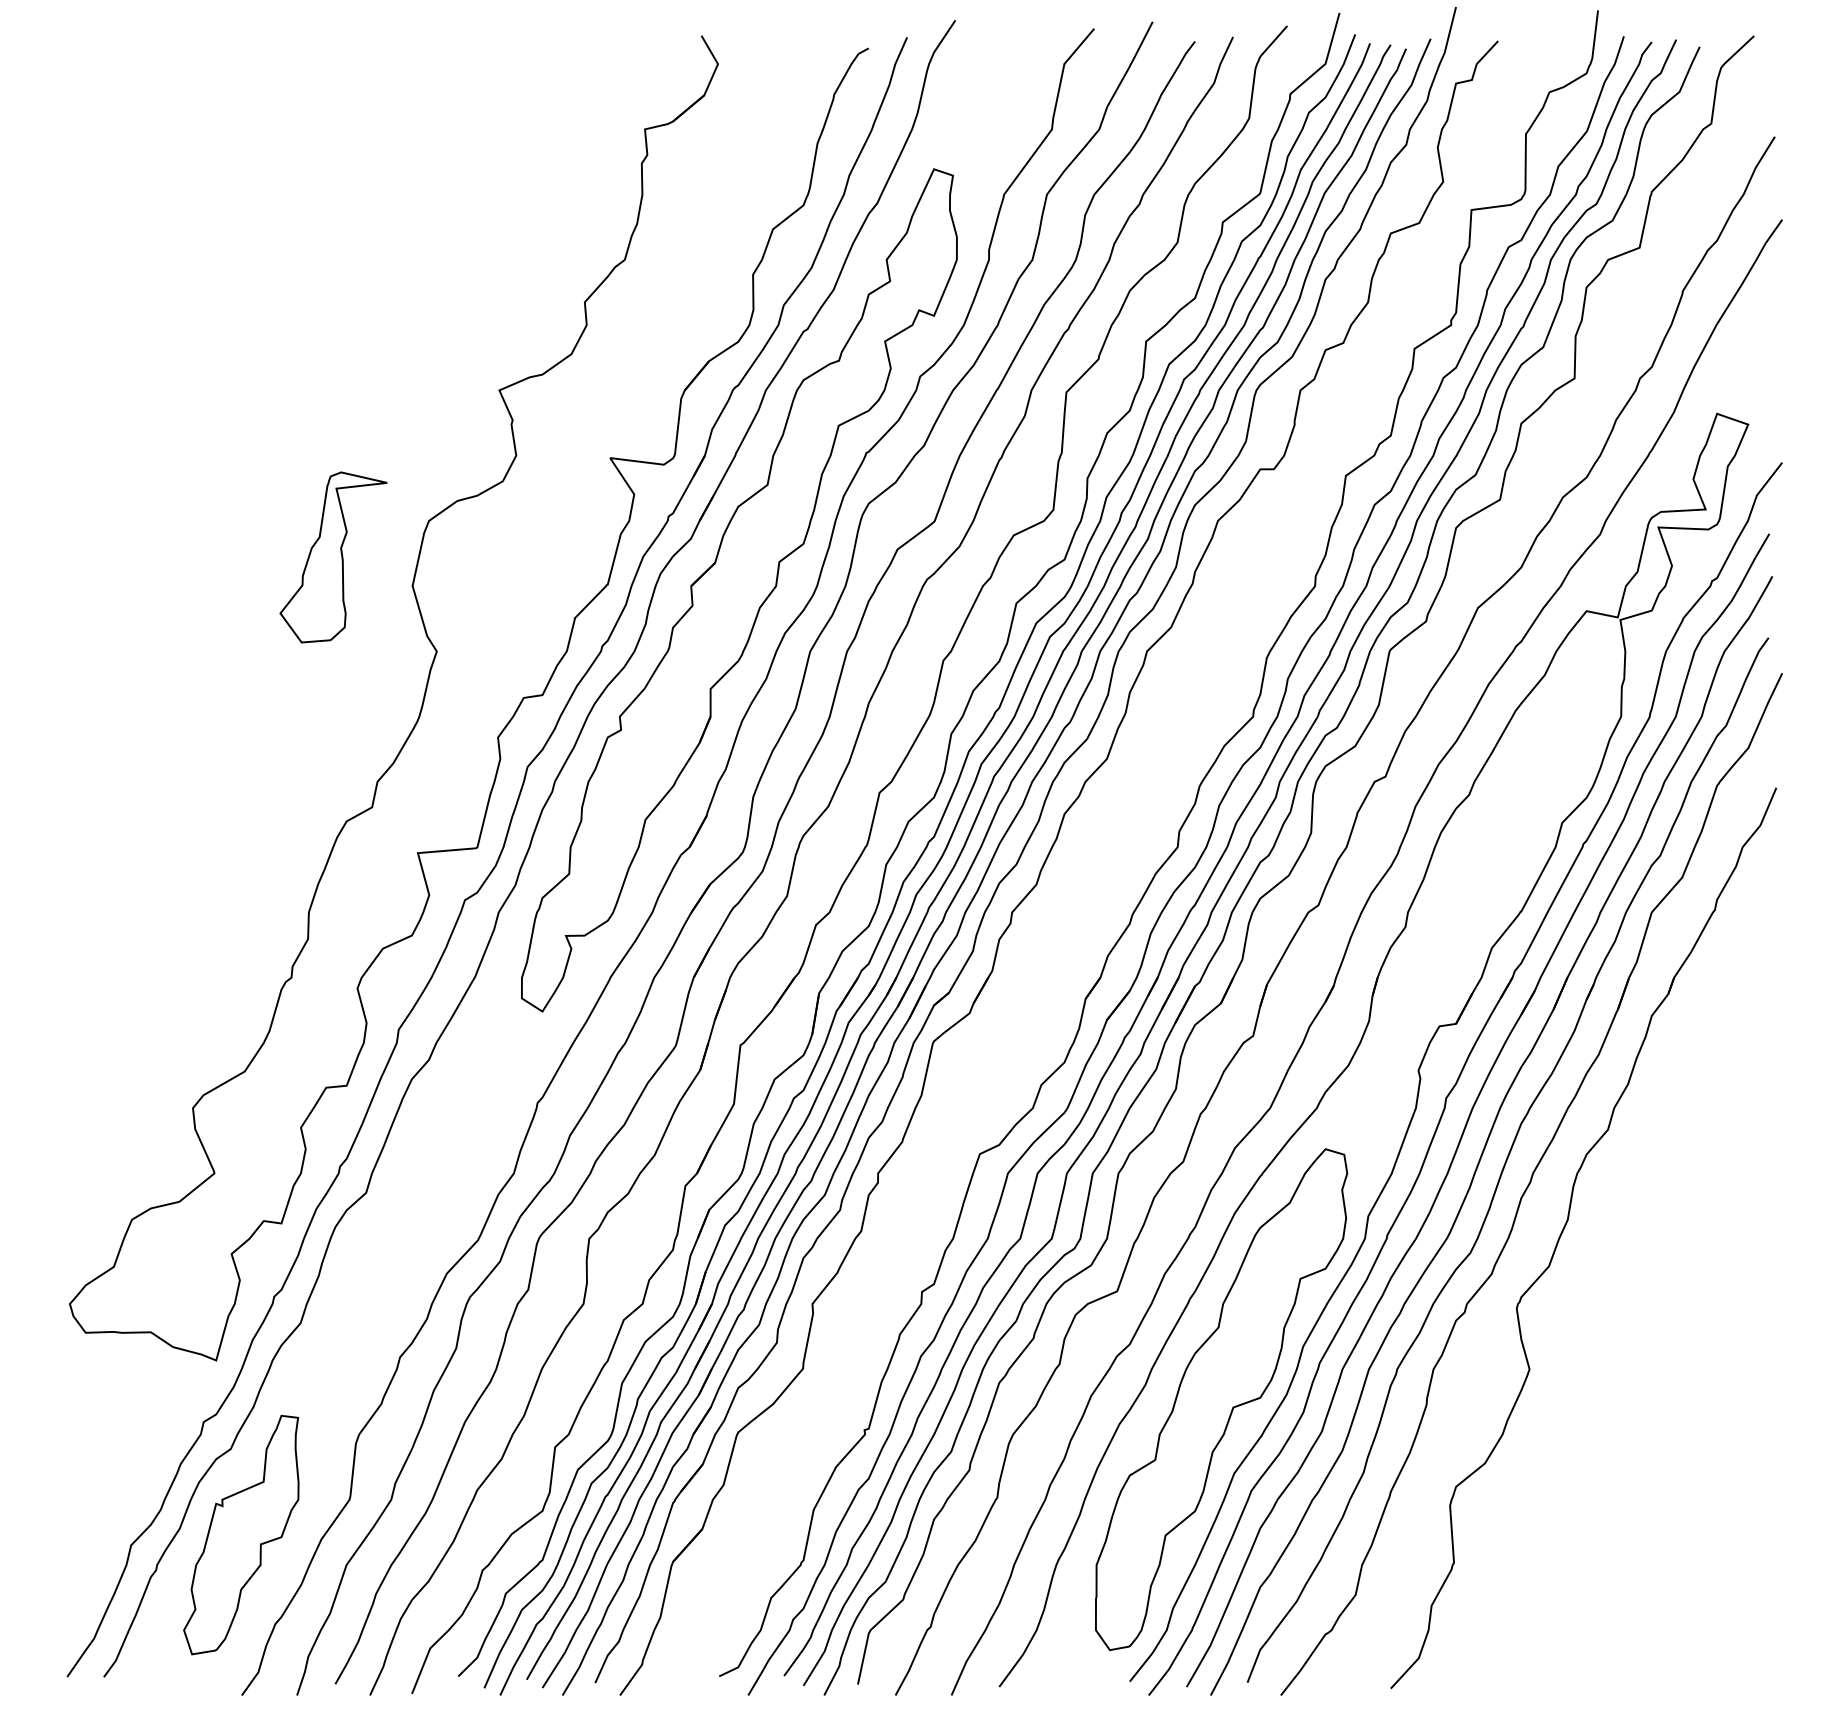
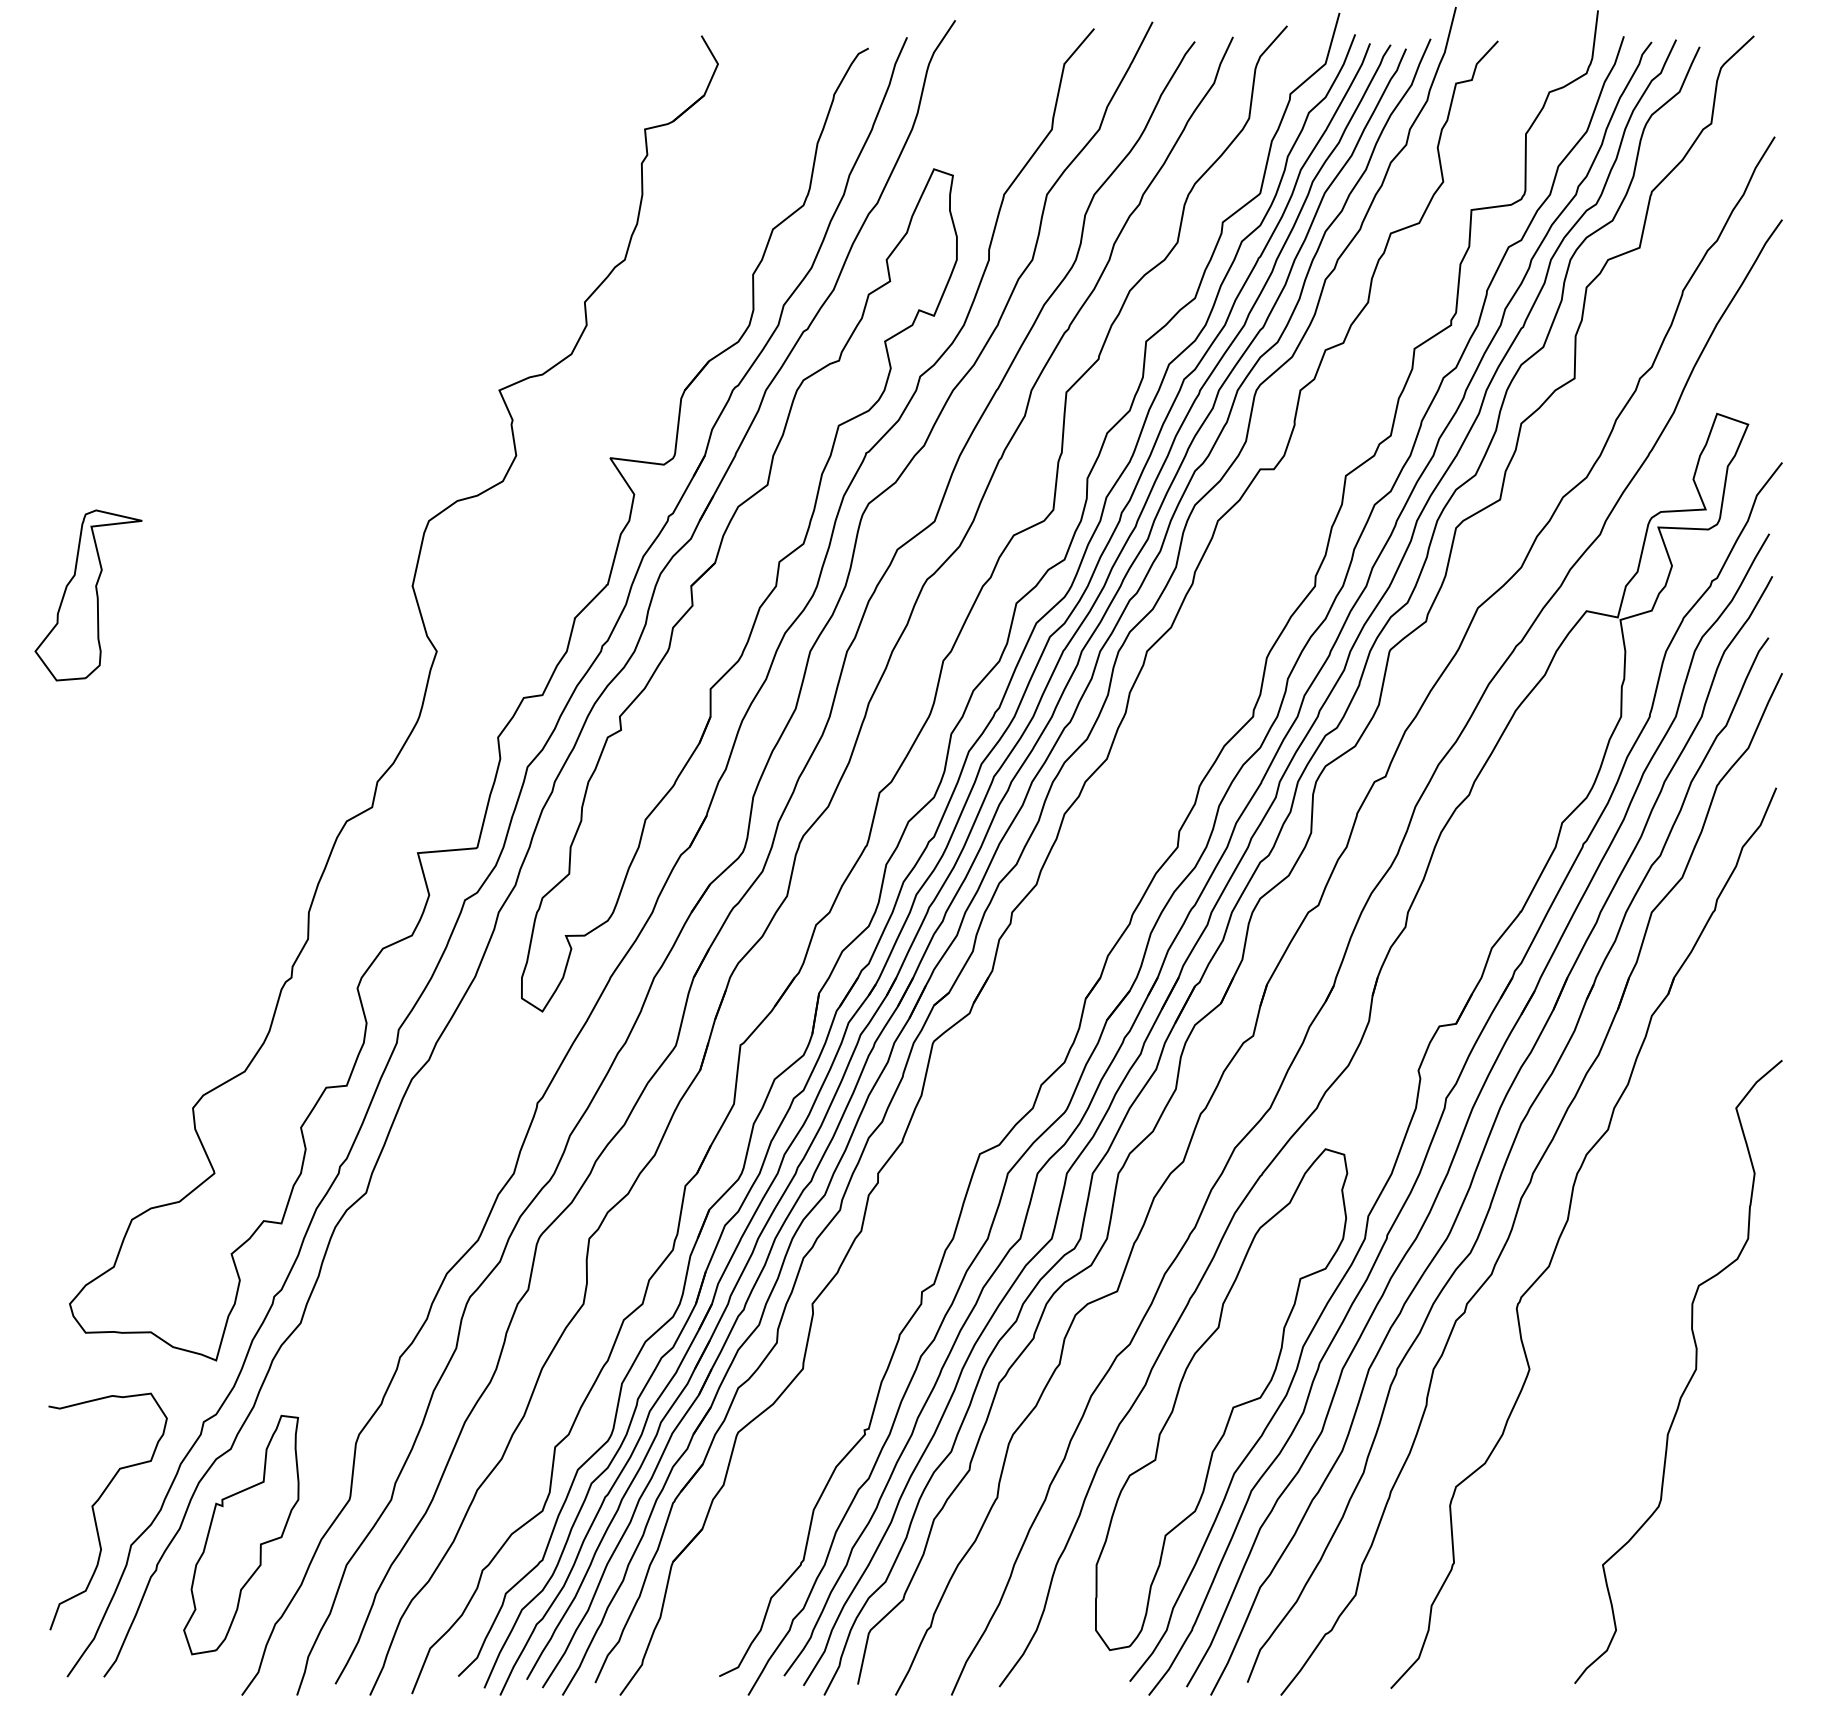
part position: (333, 557) -> (88, 595) (88, 595)
curve: none -> present (1690, 1377)
curve: none -> present (95, 1515)
